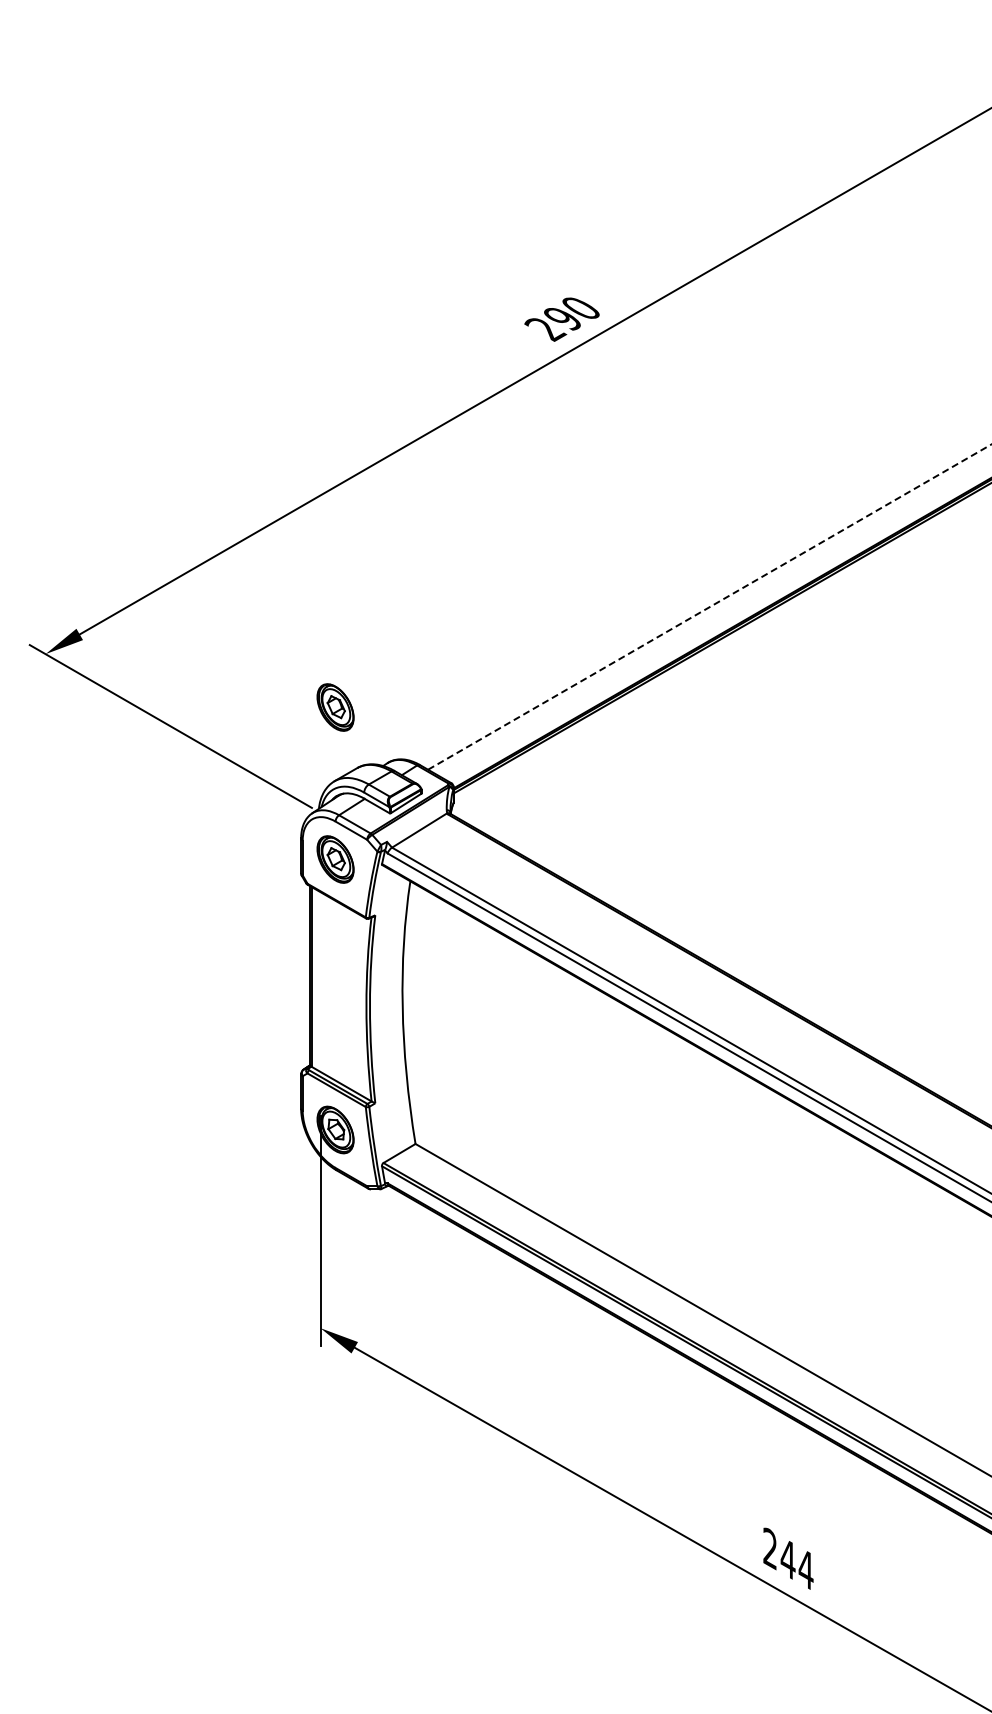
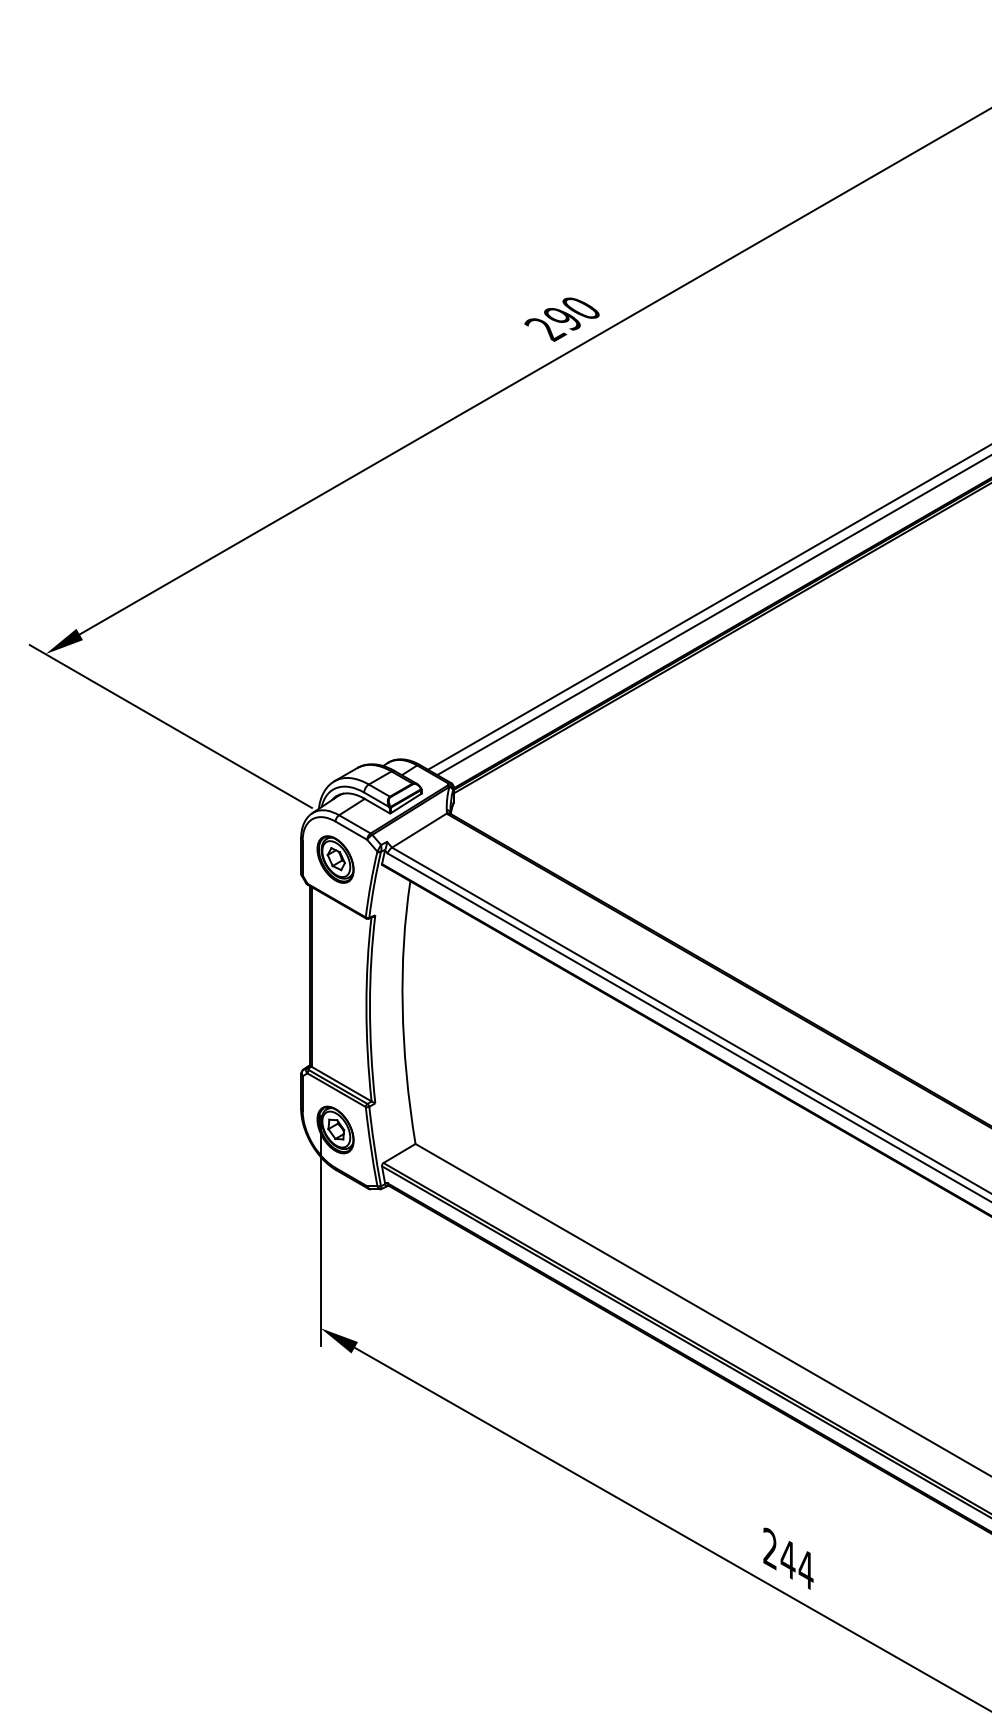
line: dashed -> solid (710, 606)
line: none -> present (712, 615)
part: present -> none (335, 707)
